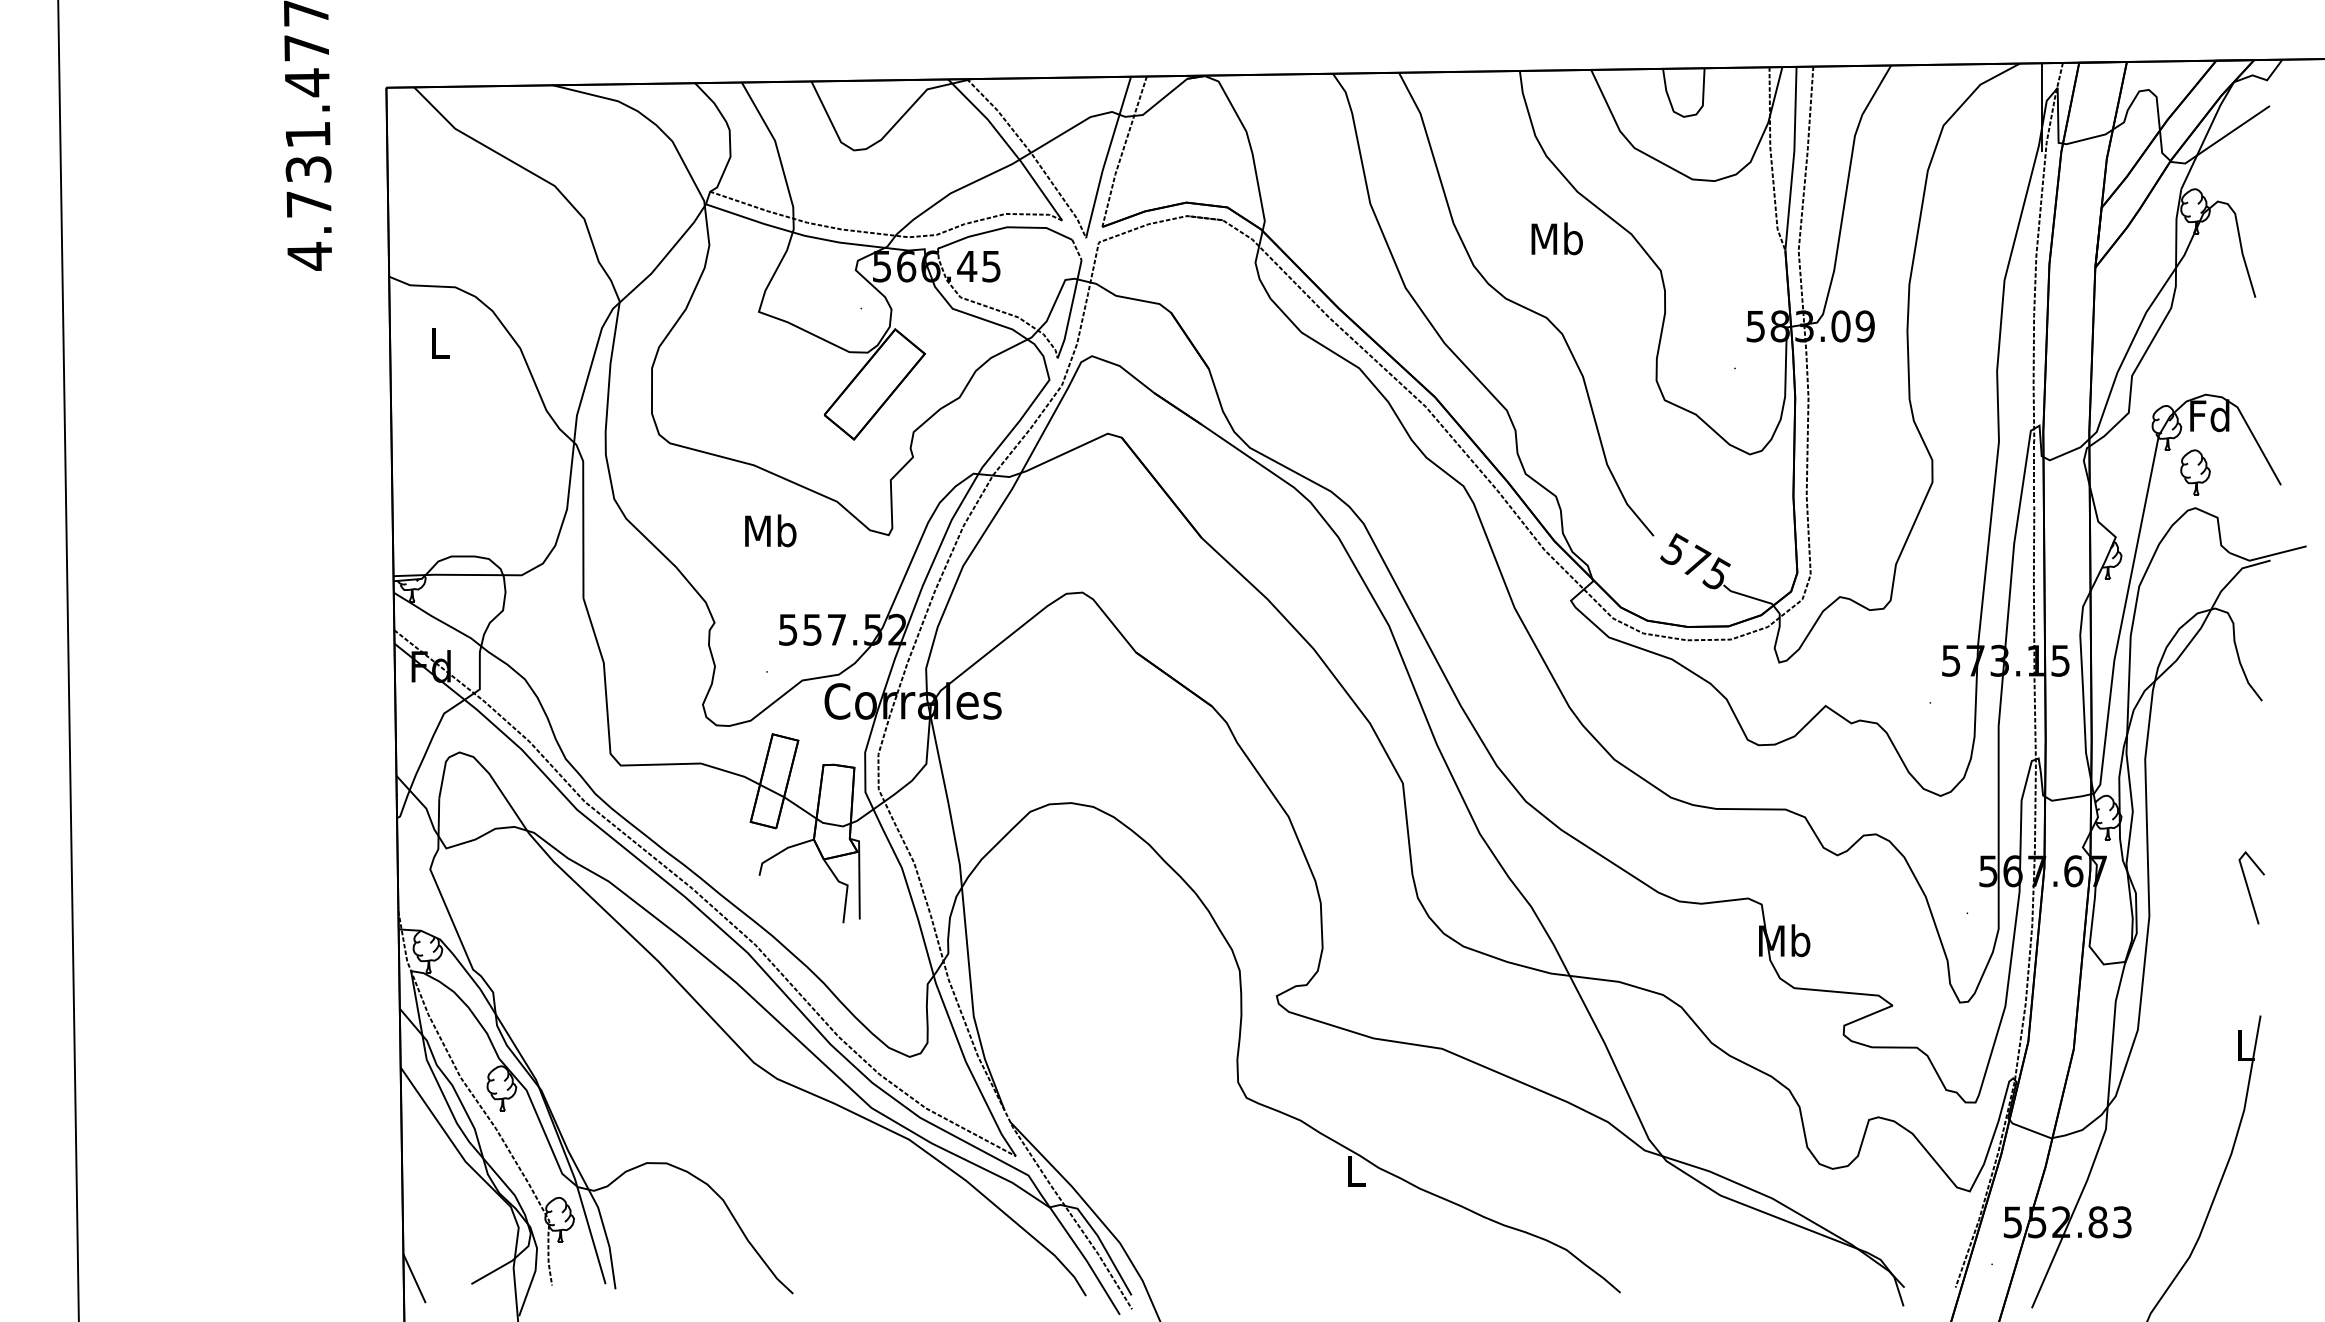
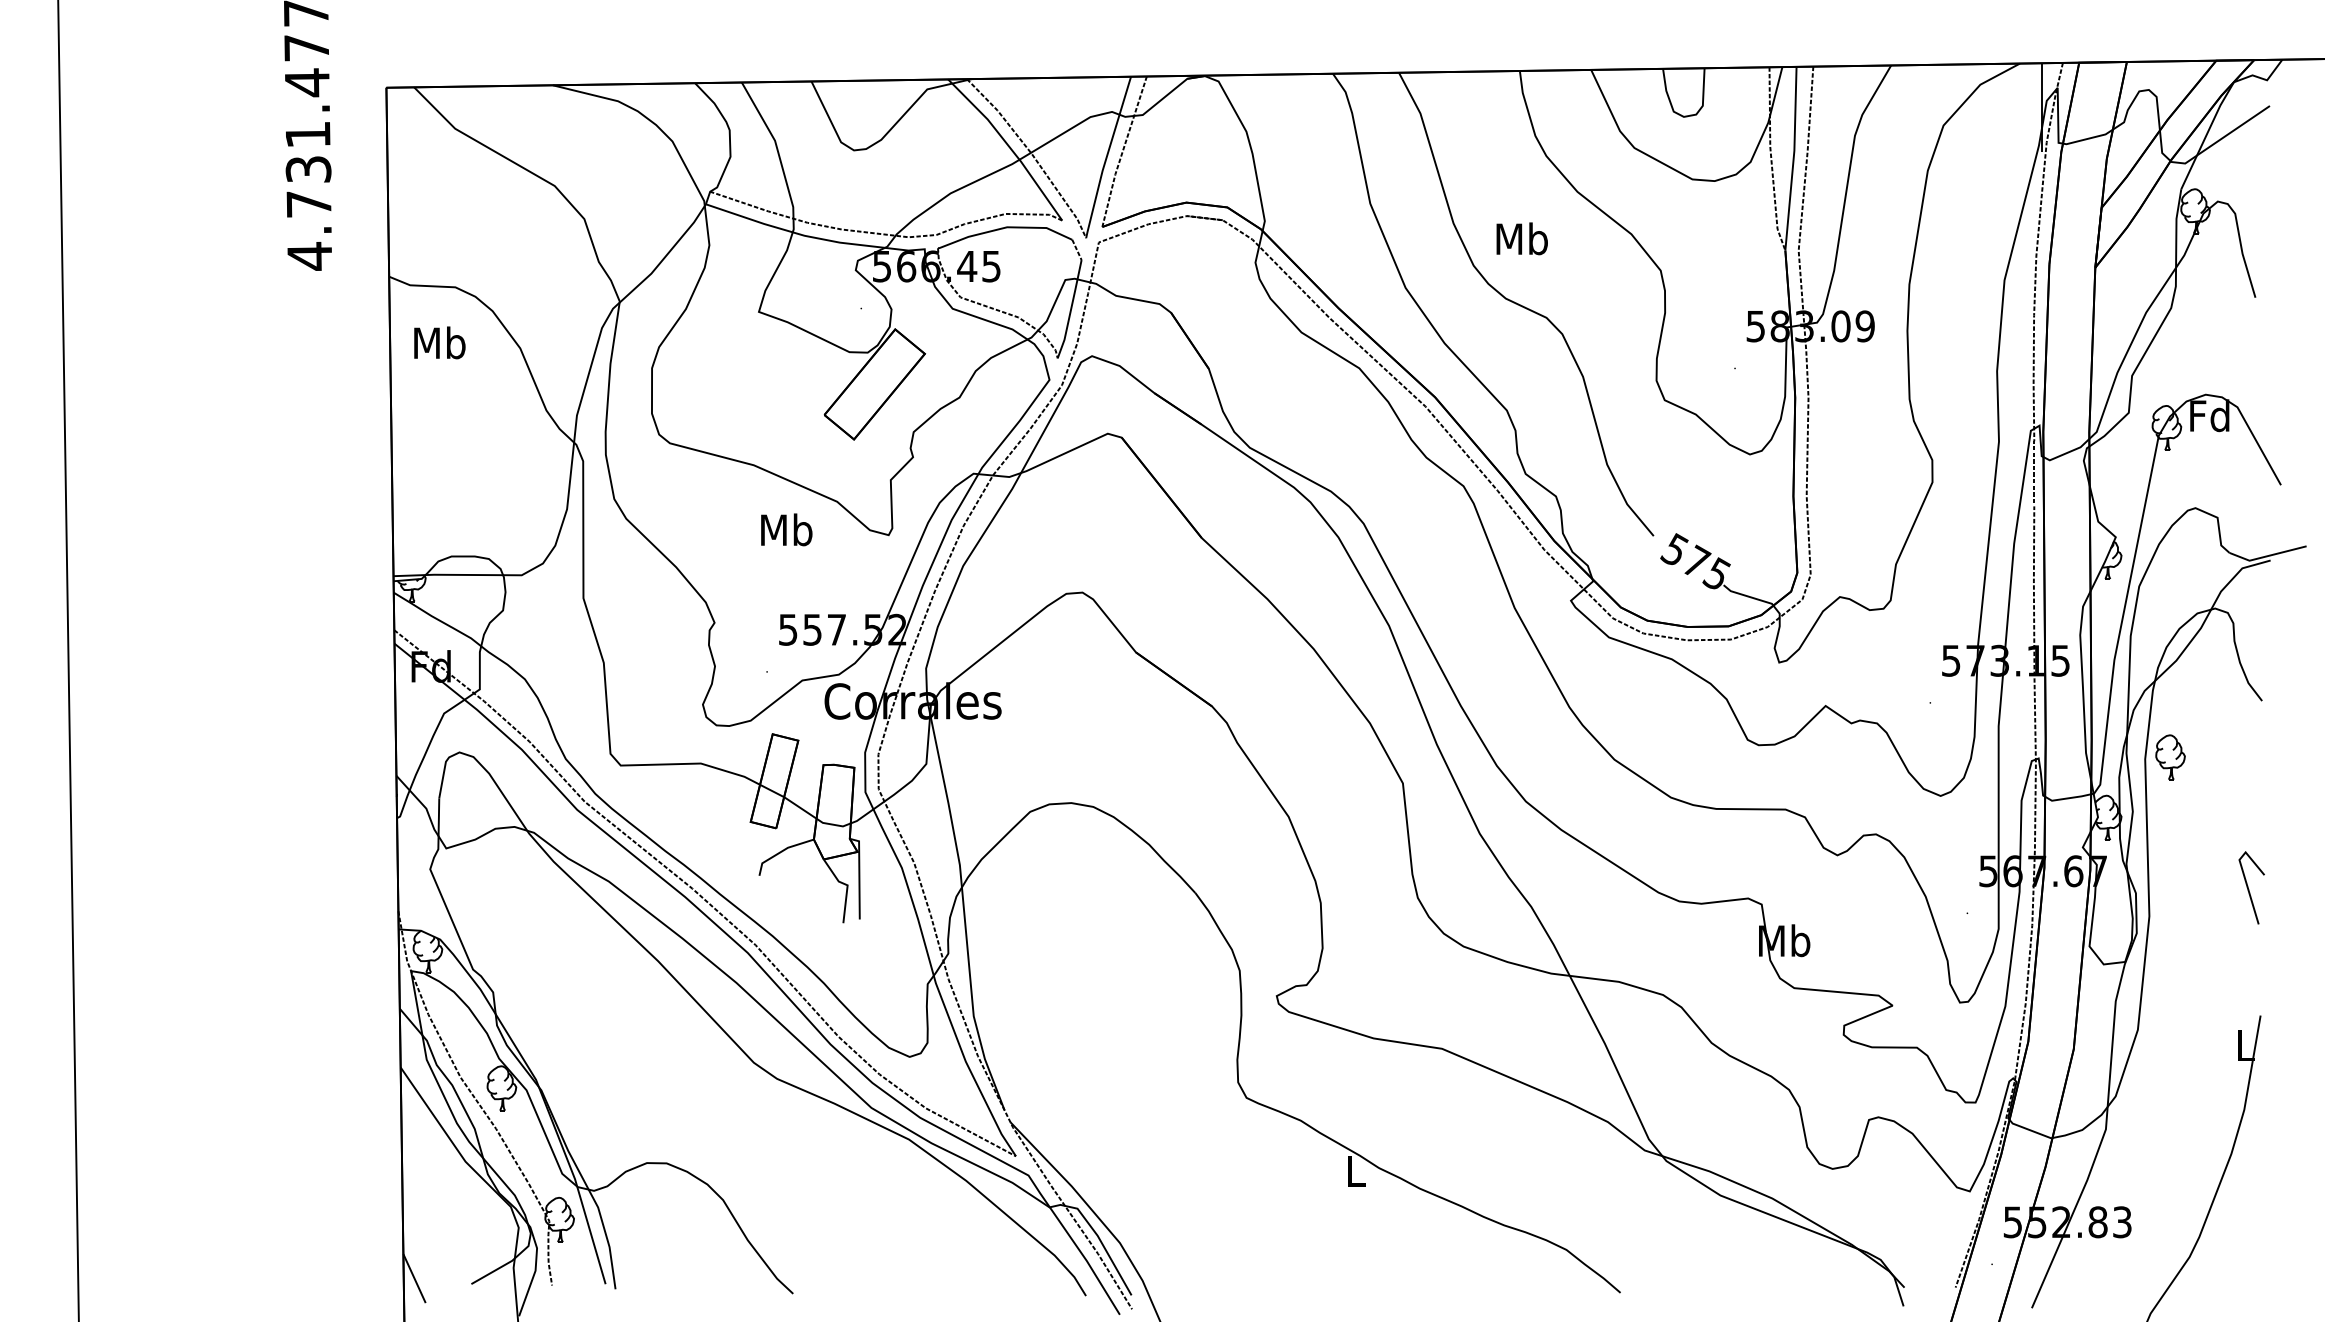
text position: (1556, 238) -> (1521, 238) (1521, 238)
text: L -> Mb (439, 342)
part position: (2195, 472) -> (2170, 757) (2170, 757)
text position: (770, 530) -> (786, 529) (786, 529)
